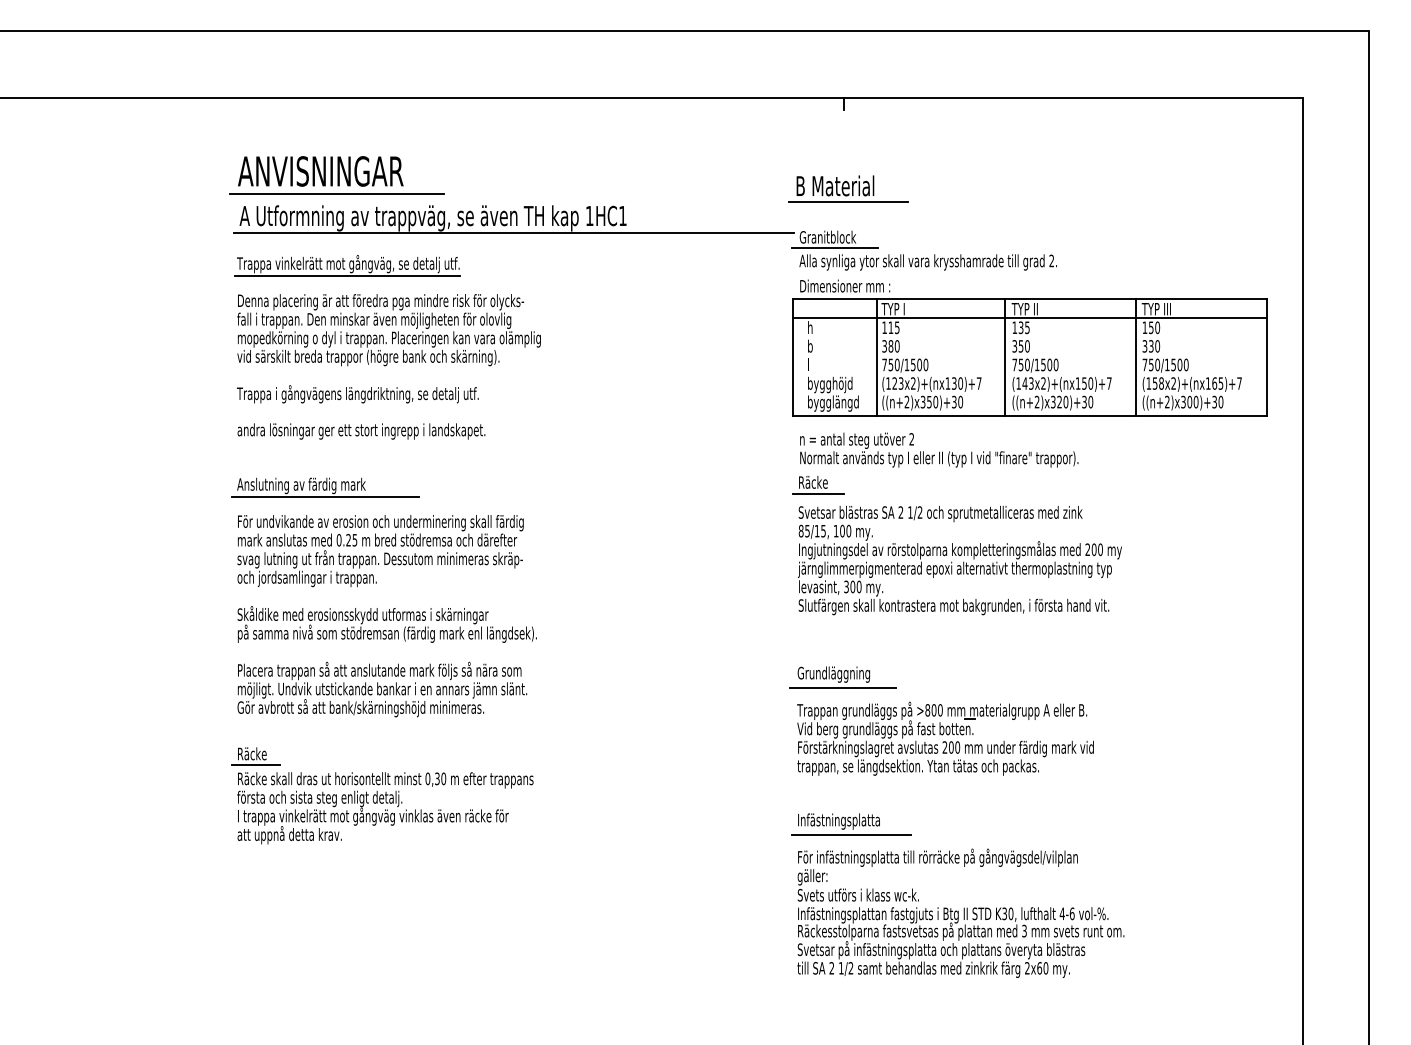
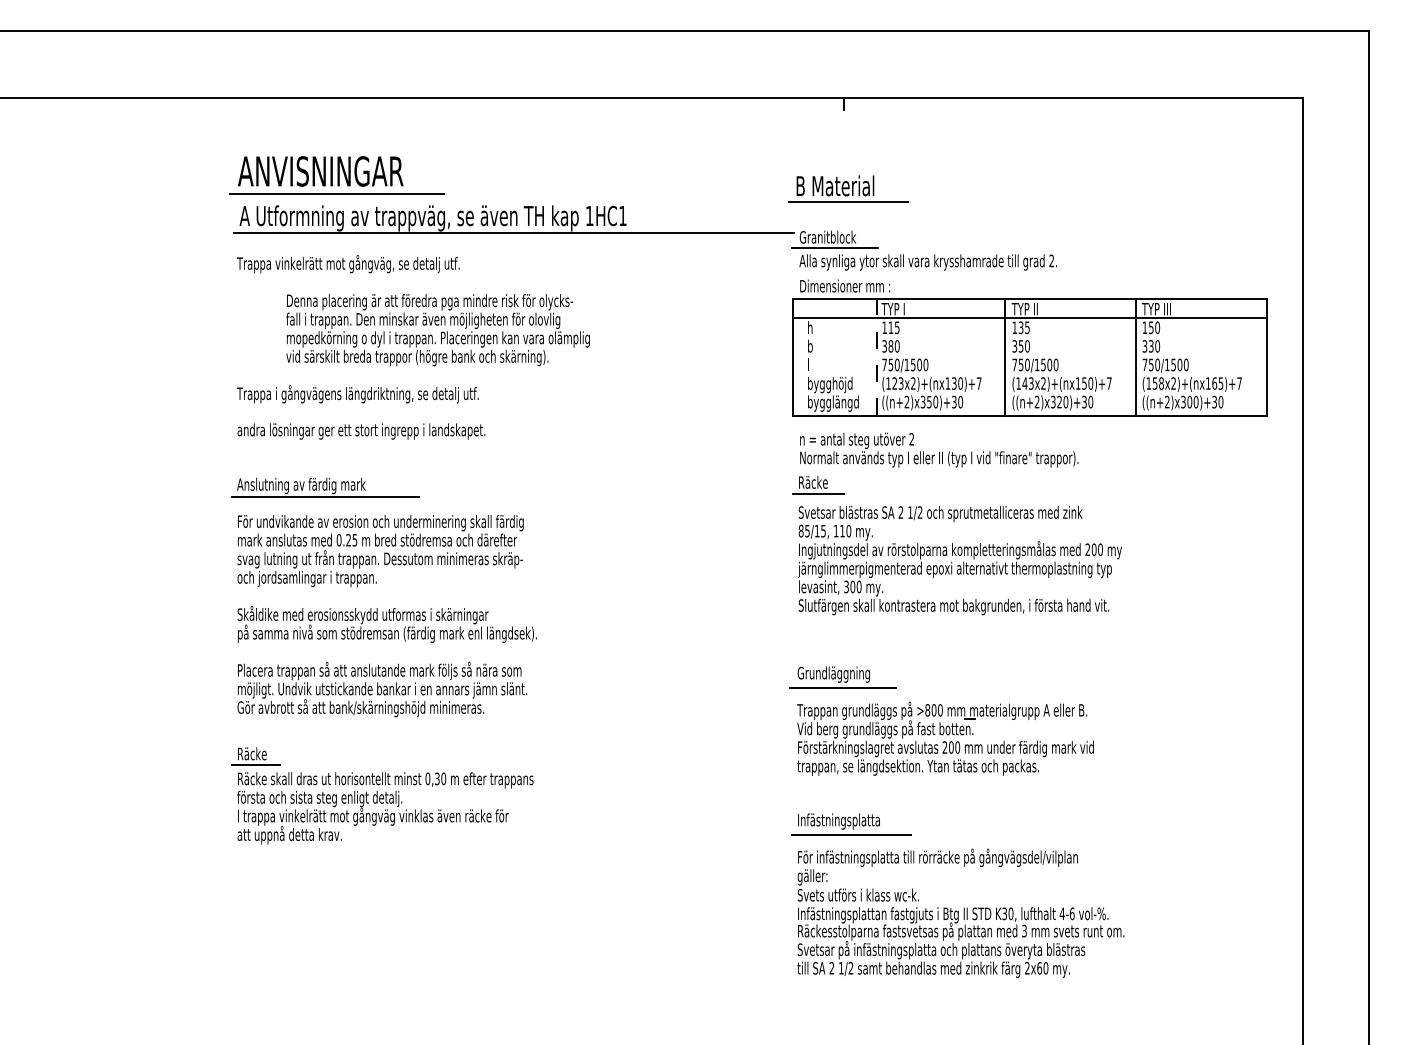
line: present -> none (347, 276)
text position: (388, 330) -> (437, 330) (437, 330)
line: solid -> dashed (877, 357)
text: 100 -> 110 (842, 530)
